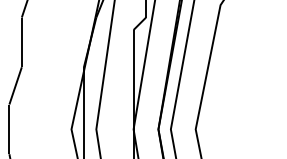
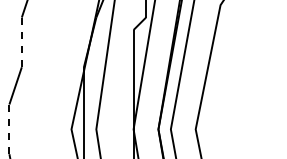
line: solid -> dashed (21, 42)
line: solid -> dashed (9, 129)
